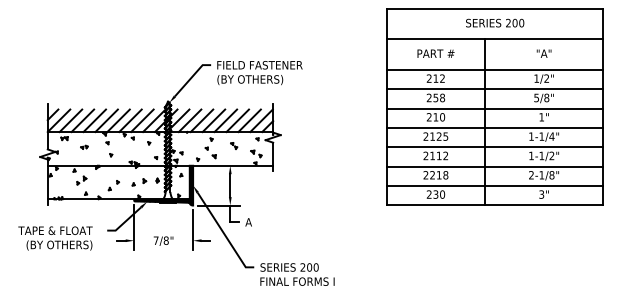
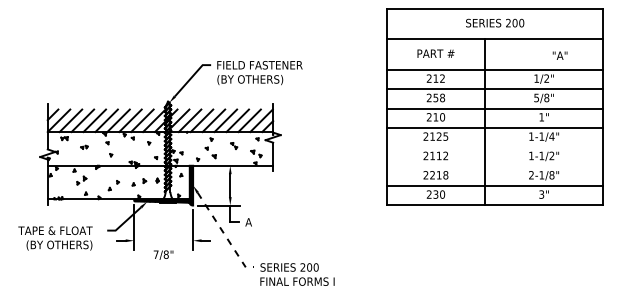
text position: (543, 53) -> (559, 55) (559, 55)
line: present -> none (494, 147)
line: present -> none (494, 166)
line: solid -> dashed (224, 234)
text position: (163, 240) -> (163, 254) (163, 254)
